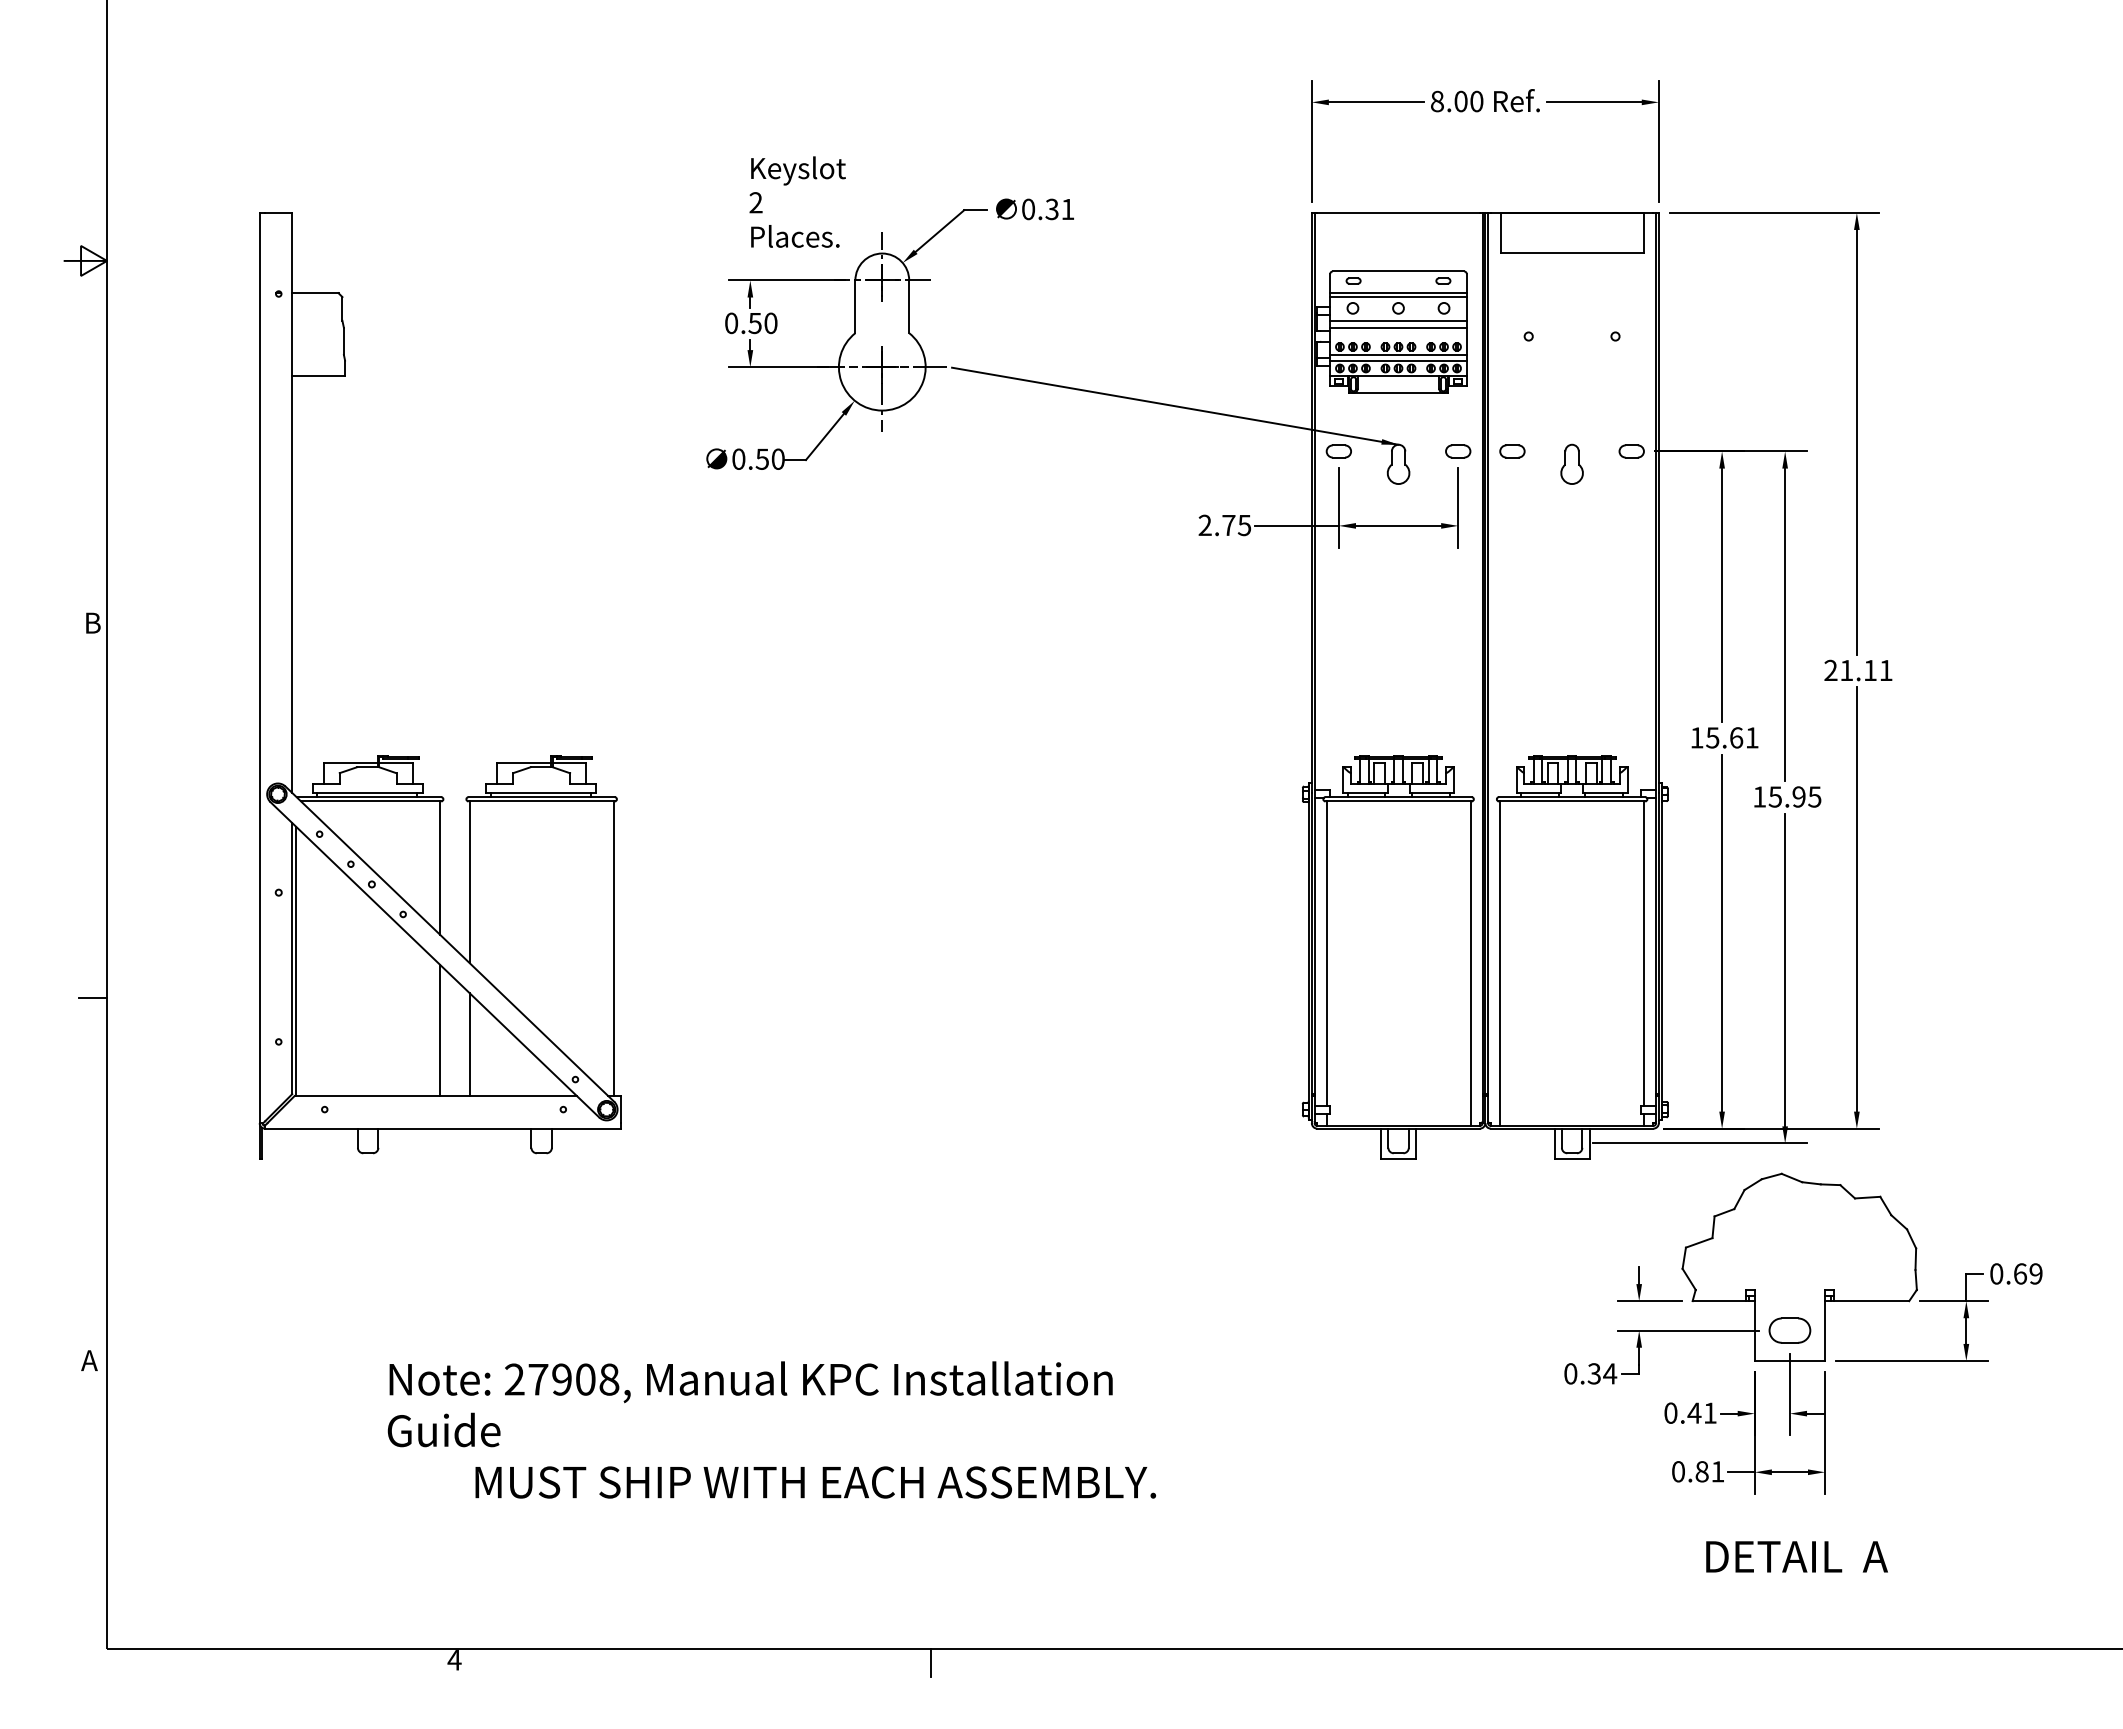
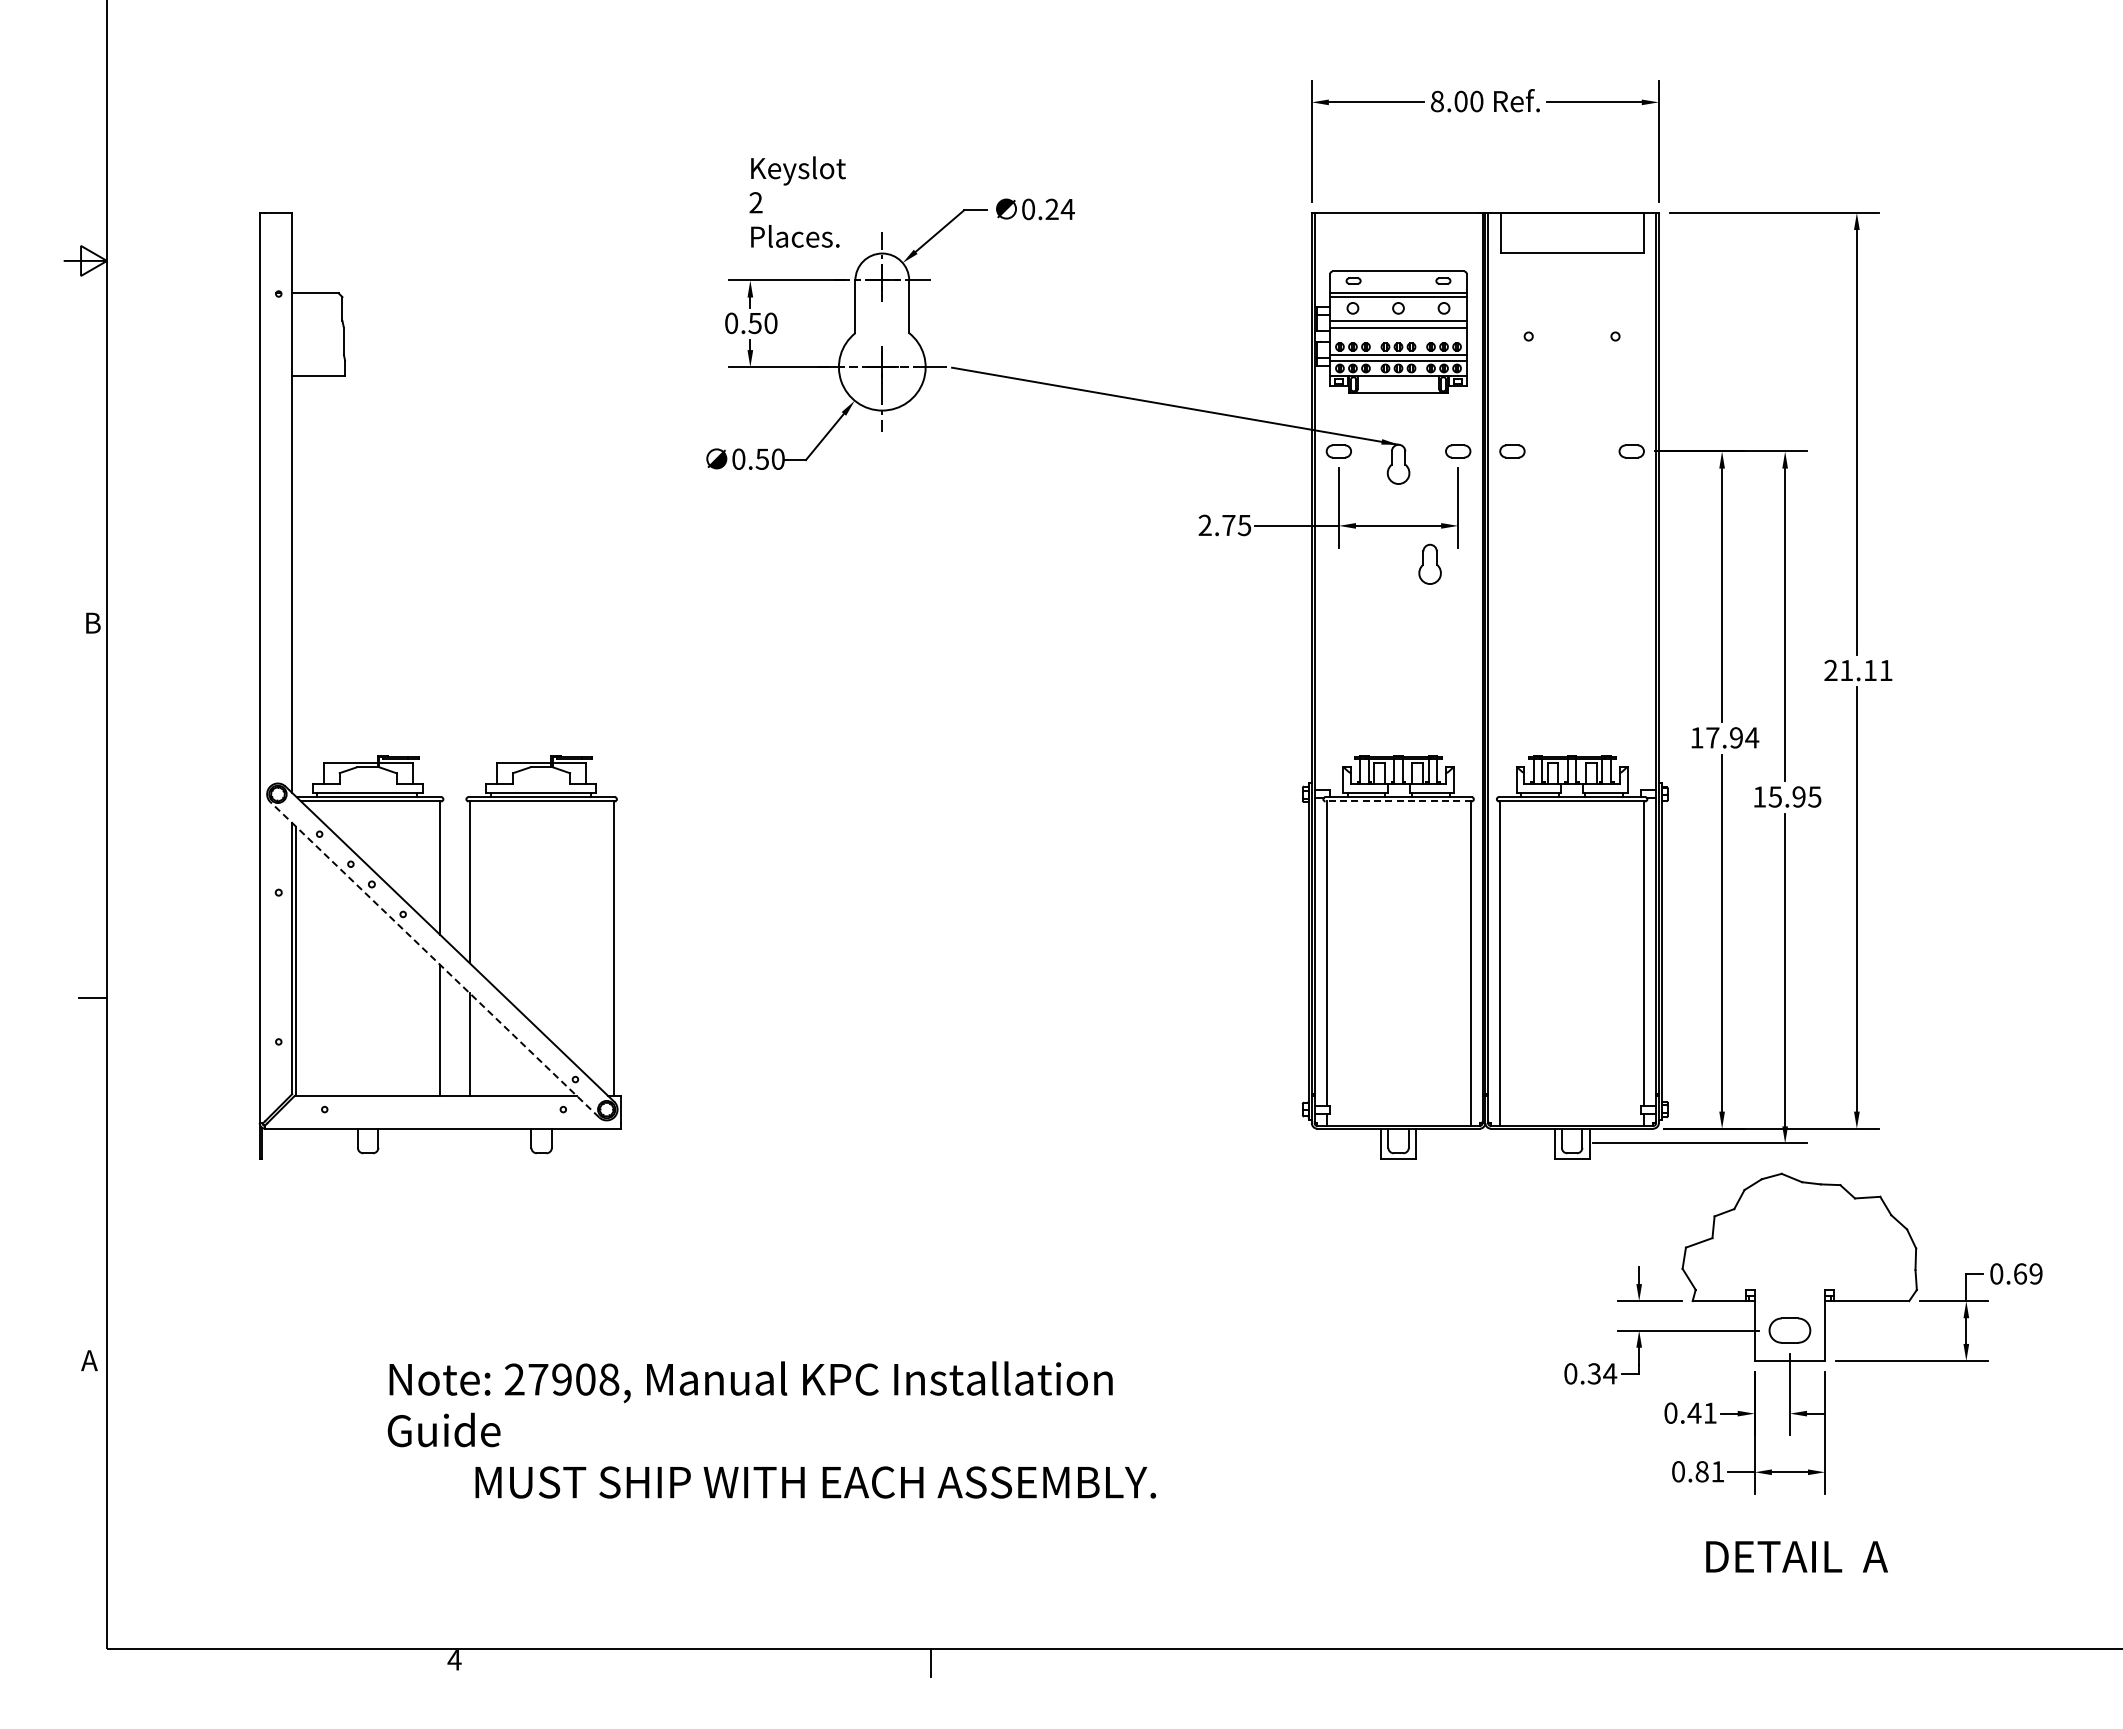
text: 0.31 -> 0.24 (1059, 209)
part position: (1571, 463) -> (1429, 563) (1429, 563)
text: 15.61 -> 17.94 (1732, 737)
line: solid -> dashed (1398, 801)
line: solid -> dashed (434, 959)
